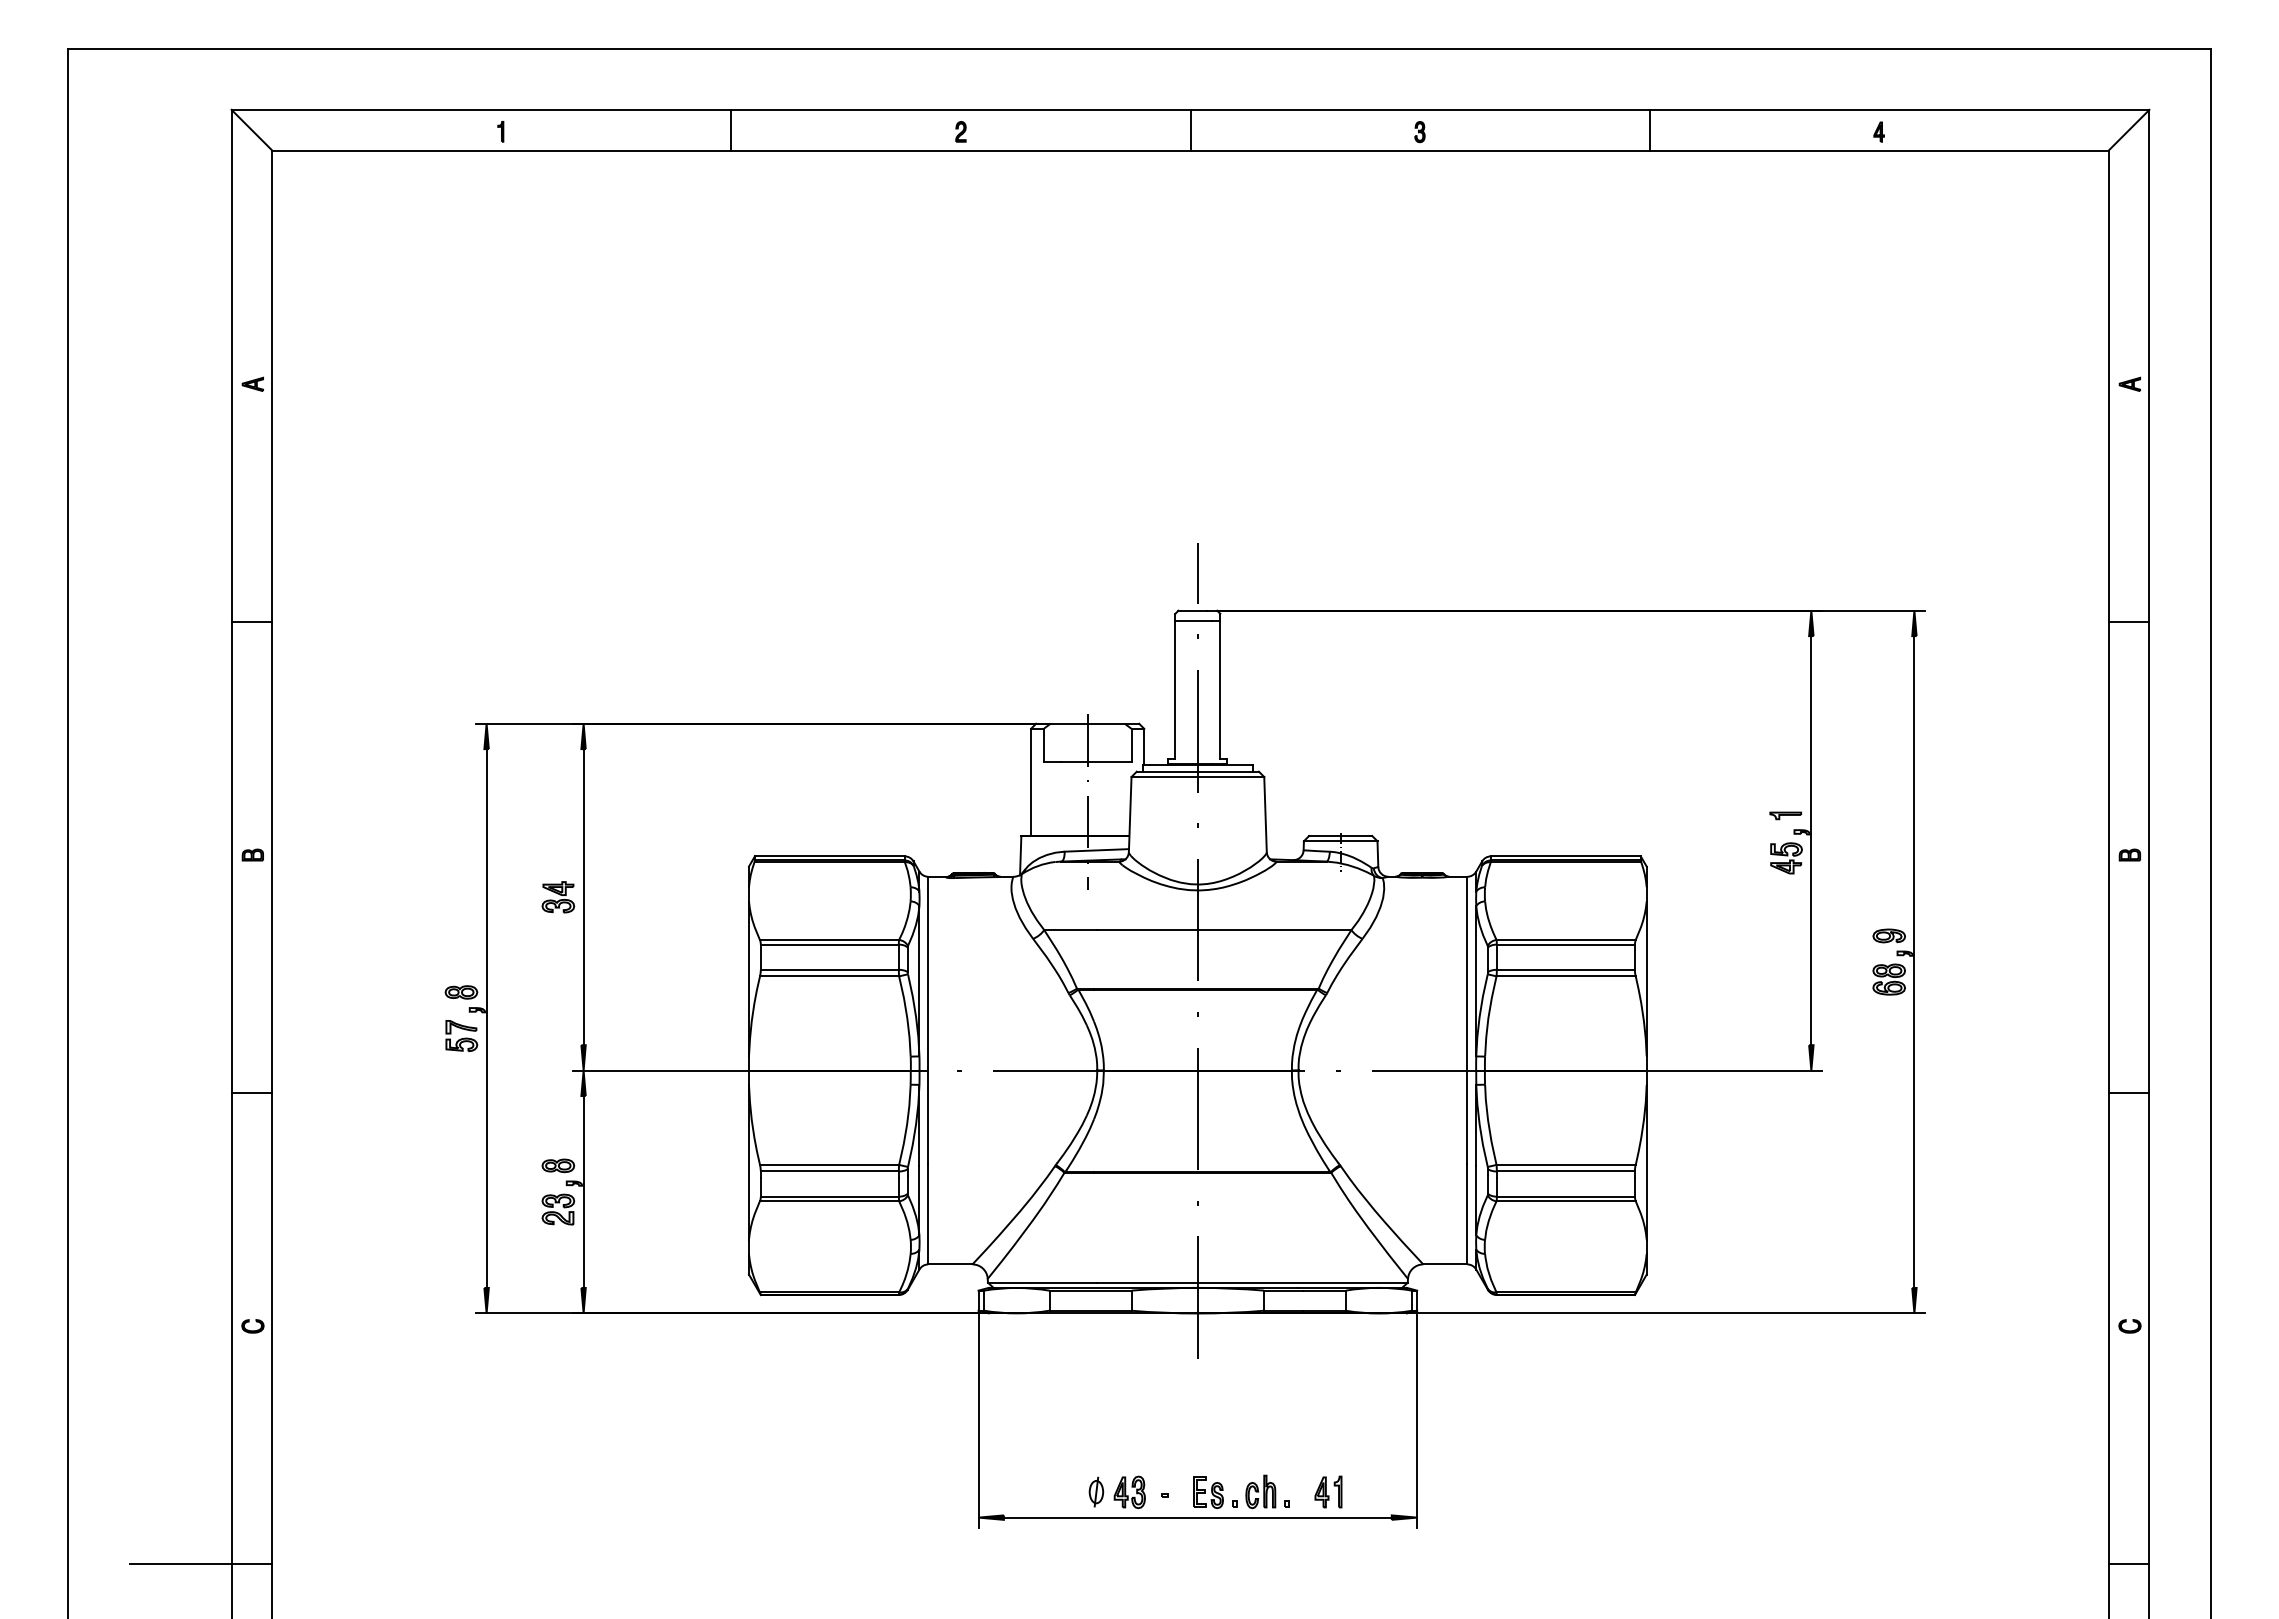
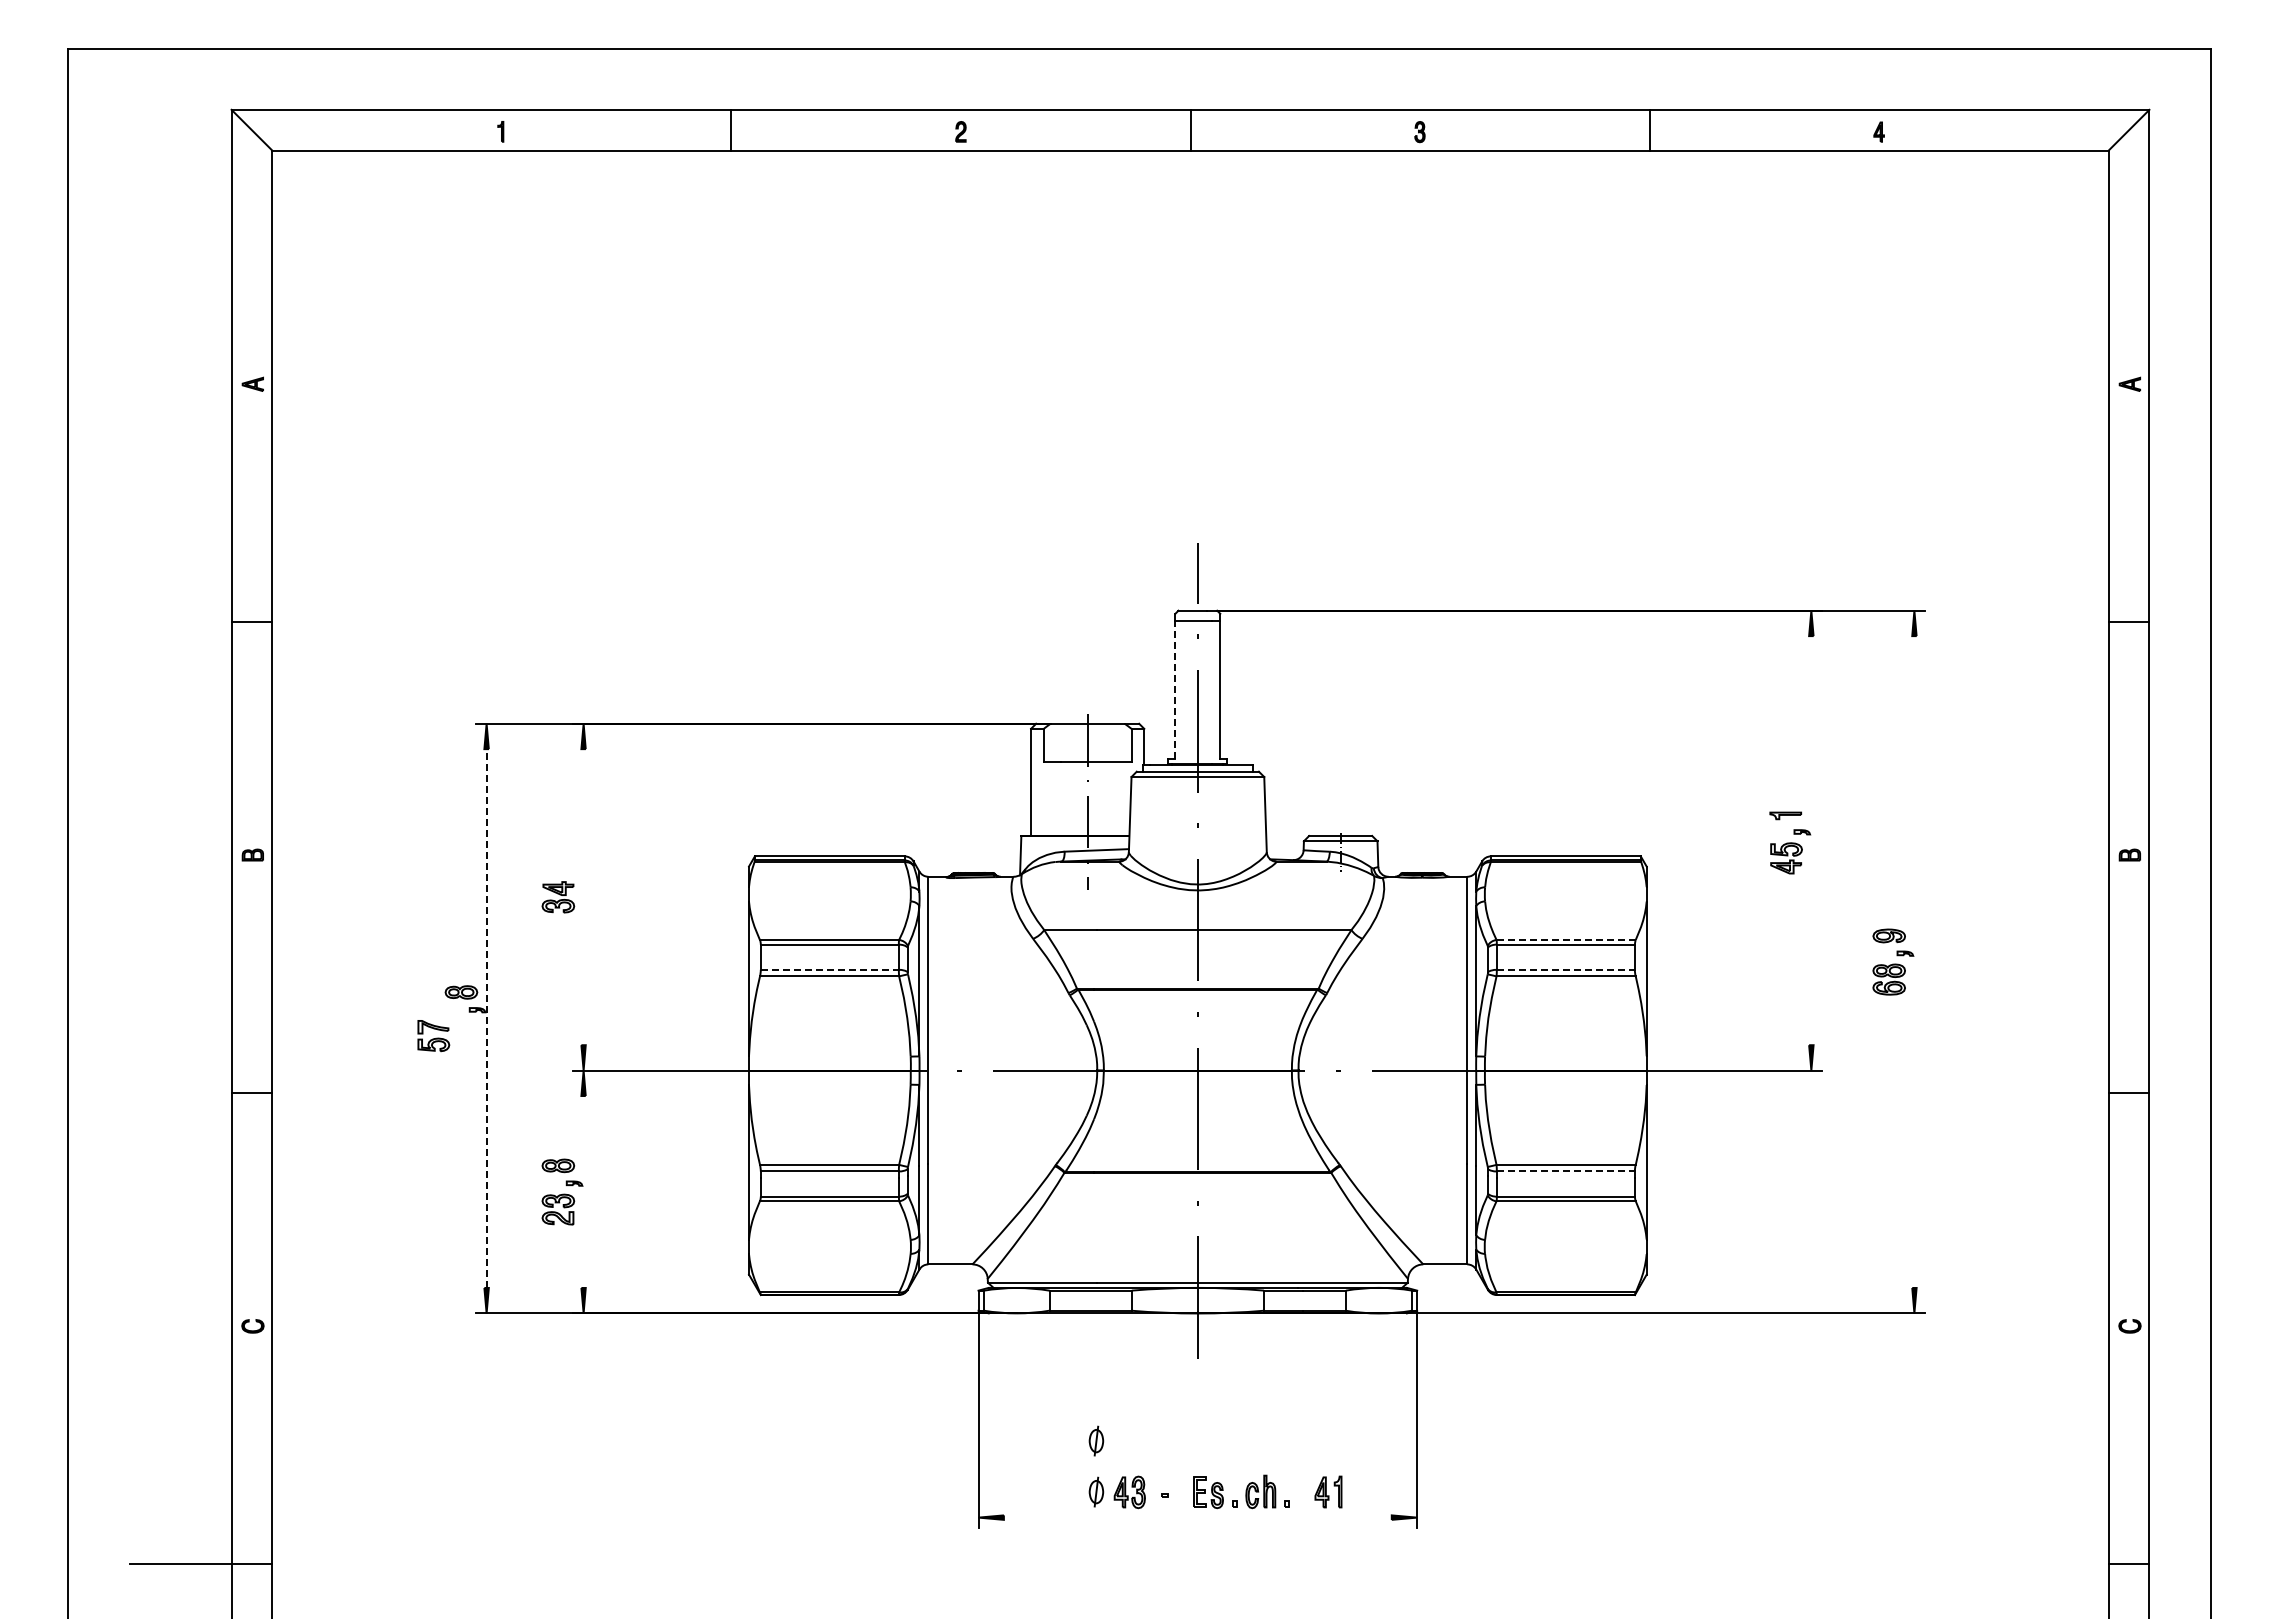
line: solid -> dashed (1175, 689)
line: present -> none (1811, 840)
line: present -> none (583, 897)
line: solid -> dashed (1566, 939)
line: present -> none (1914, 961)
line: solid -> dashed (830, 969)
line: solid -> dashed (1566, 969)
line: solid -> dashed (486, 1018)
part position: (461, 1036) -> (433, 1036) (433, 1036)
line: solid -> dashed (1566, 1171)
line: present -> none (583, 1191)
part: none -> present (1096, 1440)
line: present -> none (1197, 1517)
